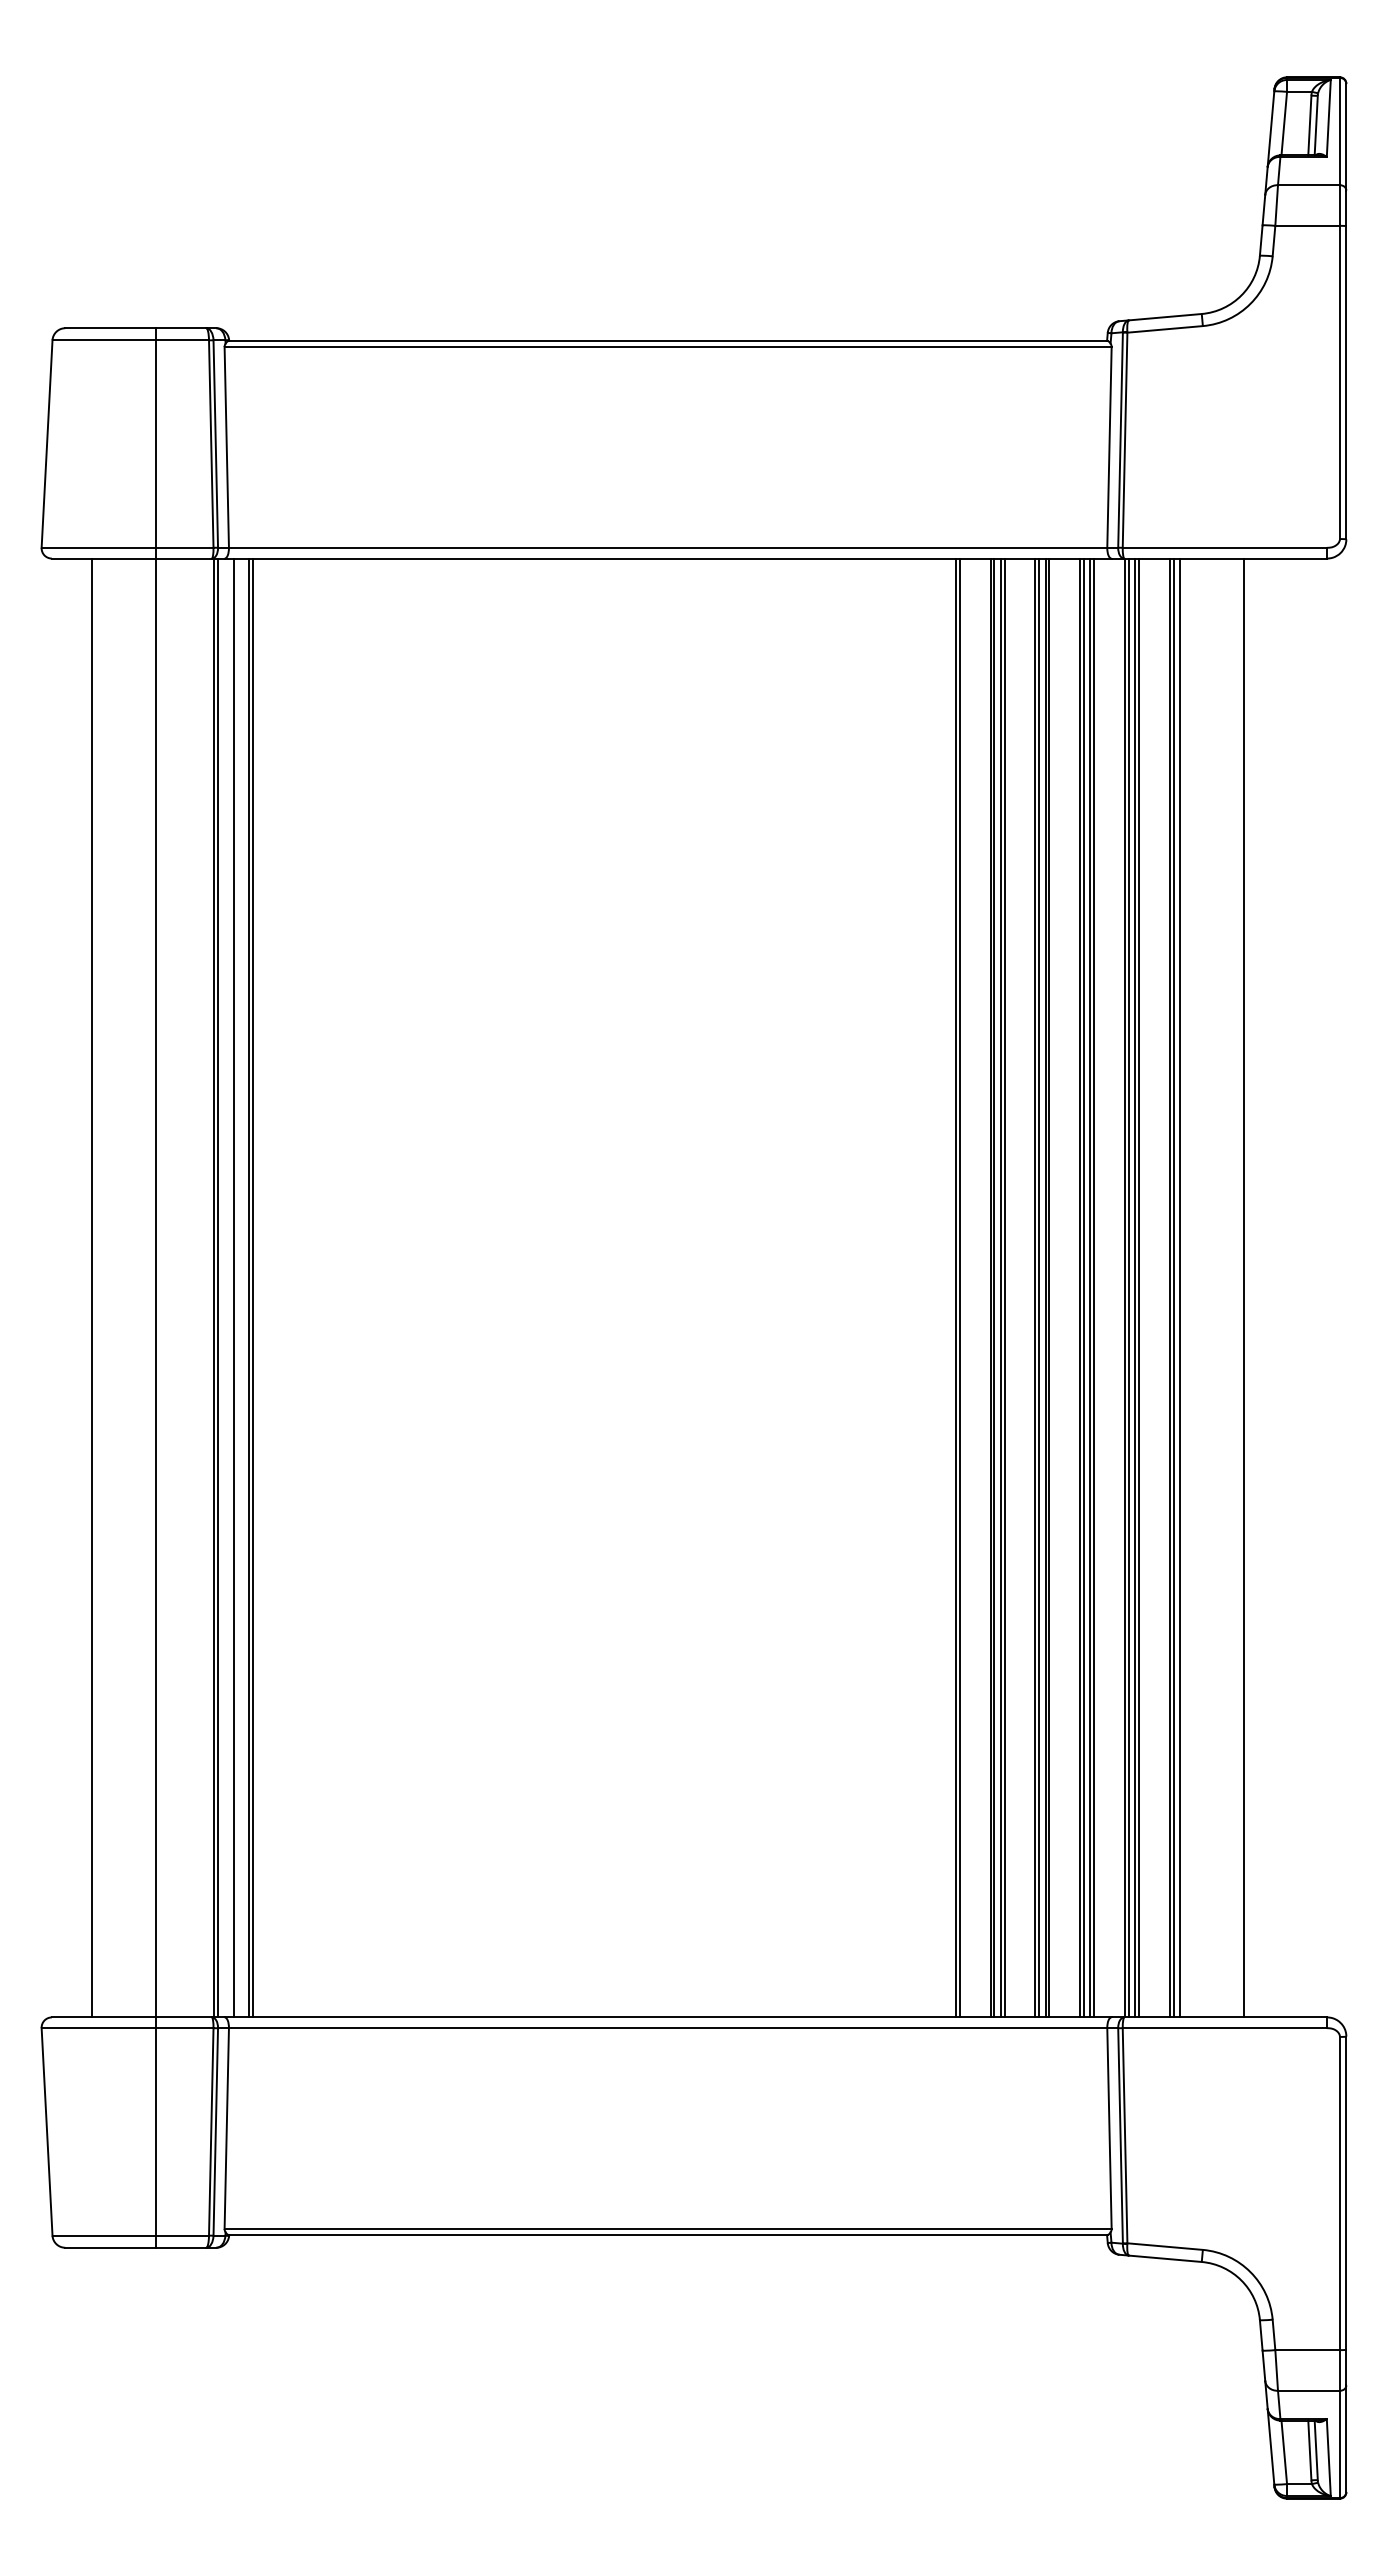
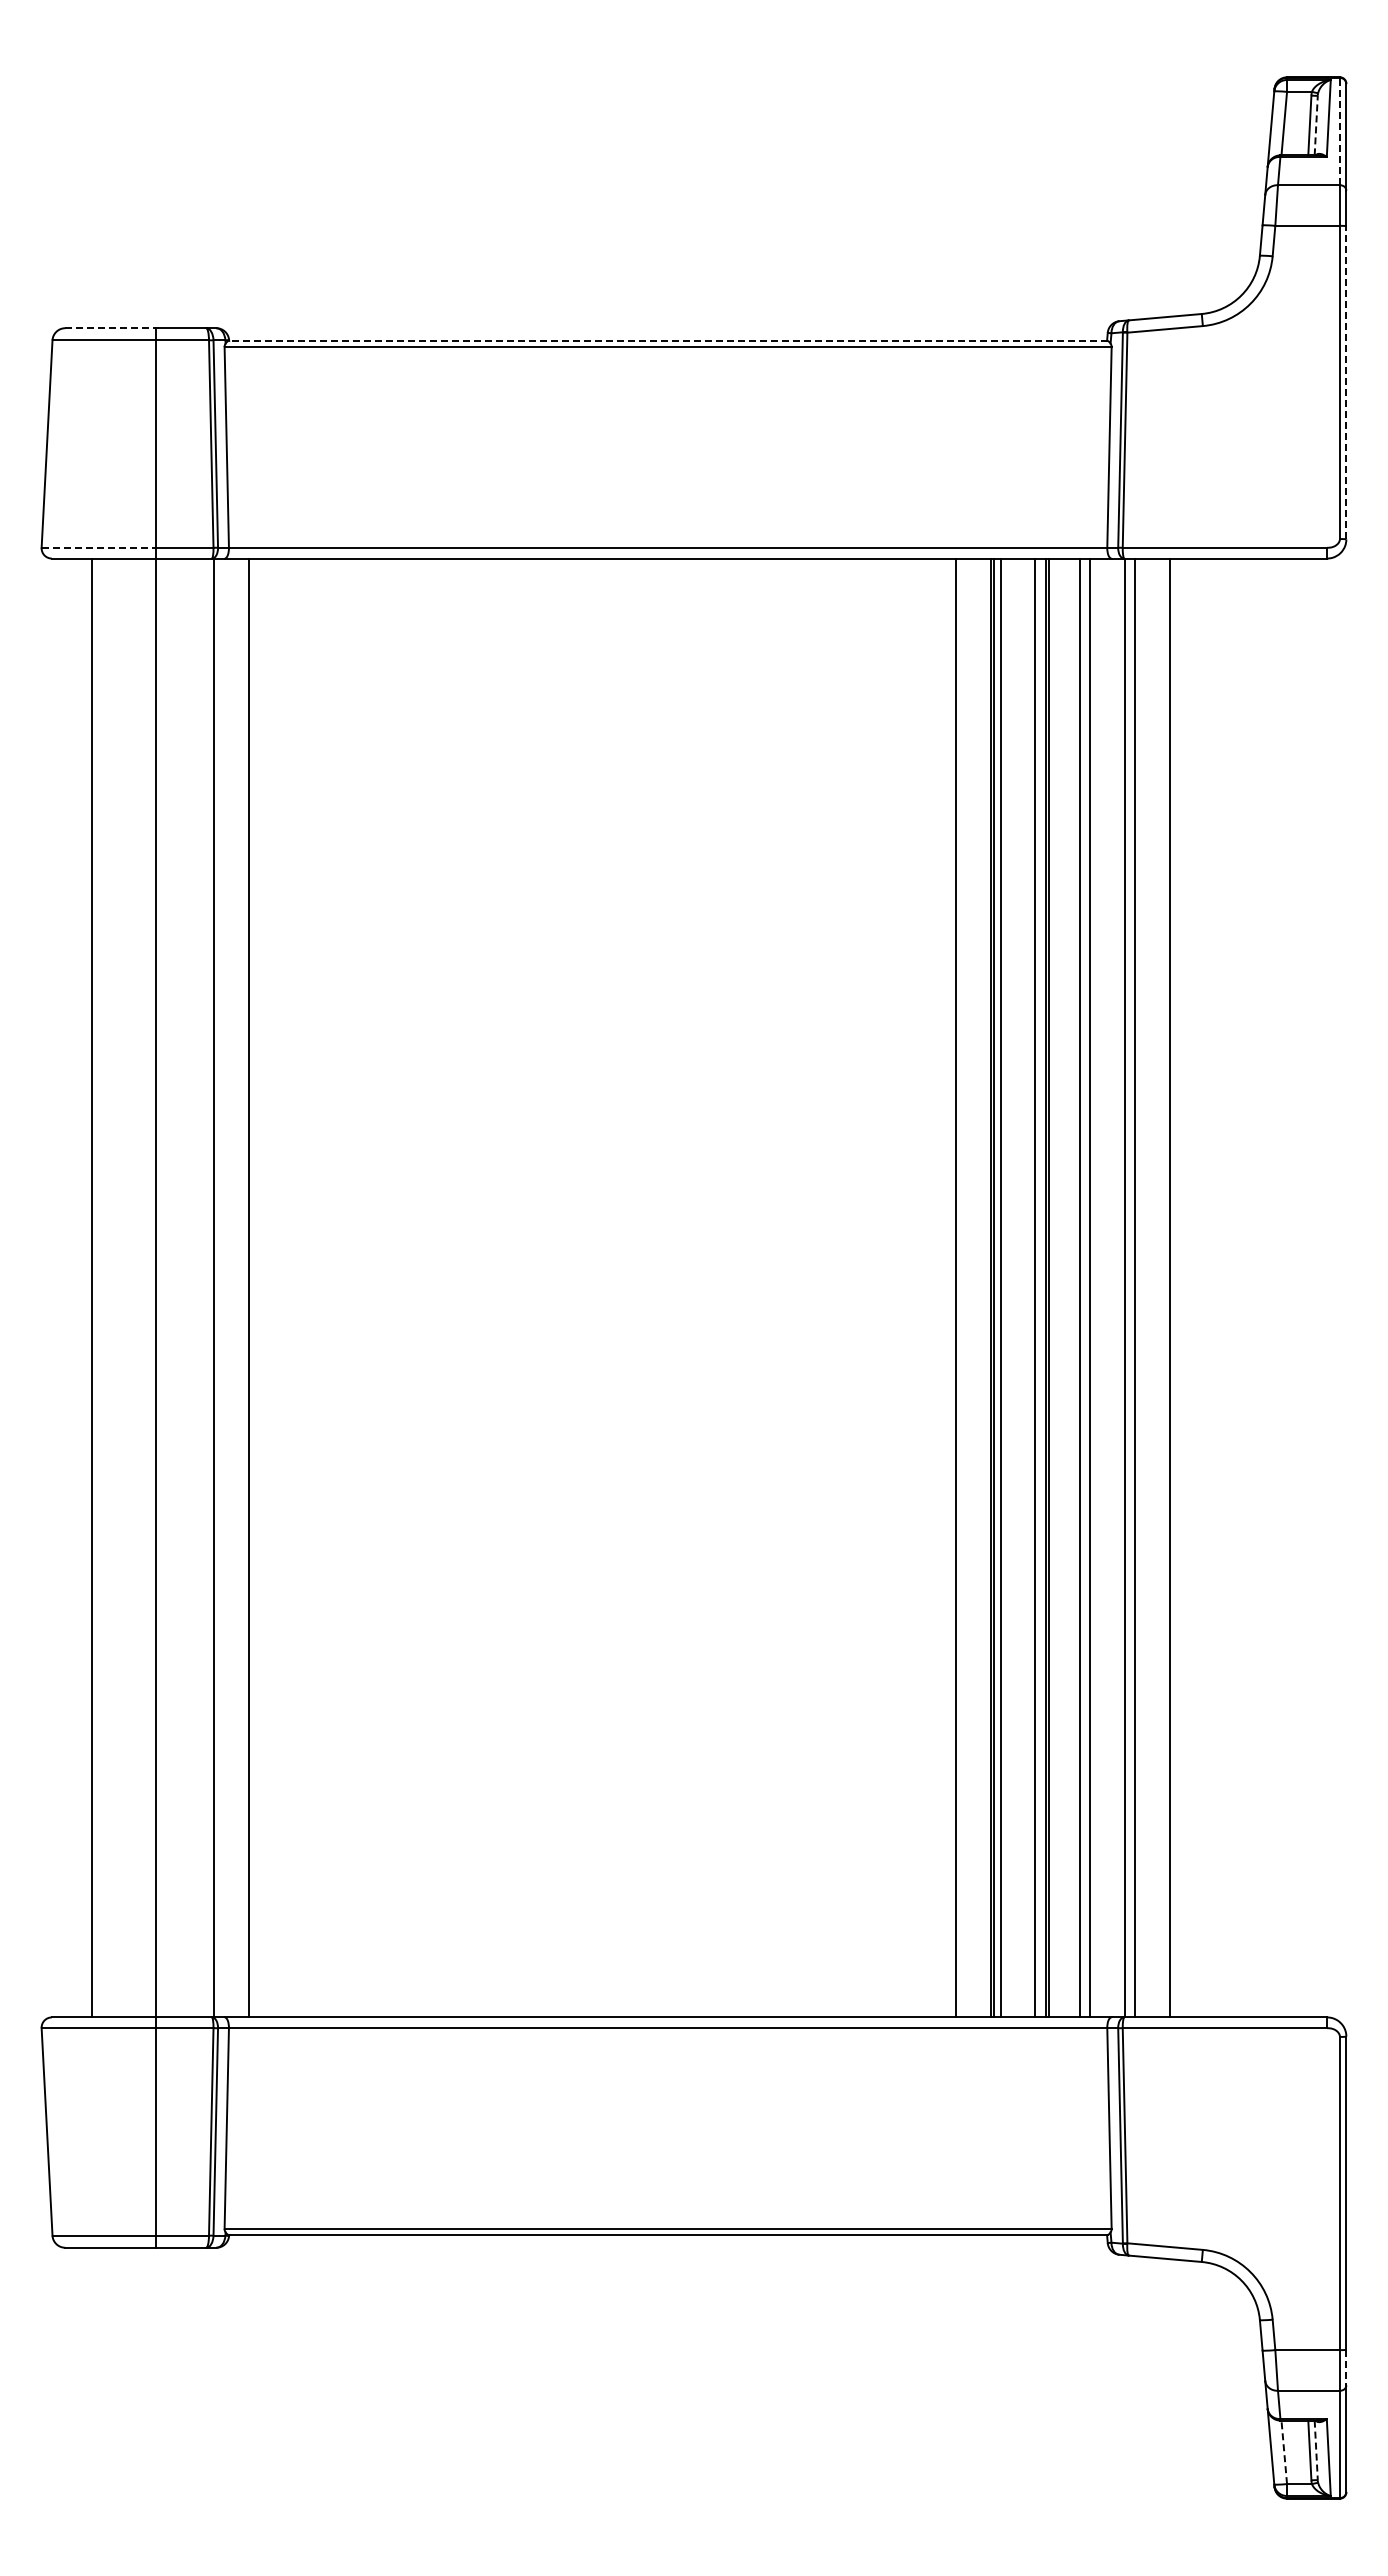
line: solid -> dashed (1316, 125)
line: solid -> dashed (1339, 131)
line: solid -> dashed (111, 328)
line: solid -> dashed (668, 341)
line: solid -> dashed (1346, 382)
line: solid -> dashed (99, 547)
line: present -> none (218, 1287)
line: present -> none (233, 1287)
line: present -> none (252, 1287)
line: present -> none (959, 1287)
line: present -> none (1004, 1287)
line: present -> none (1039, 1287)
line: present -> none (1084, 1287)
line: present -> none (1094, 1287)
line: present -> none (1128, 1287)
line: present -> none (1139, 1287)
line: present -> none (1173, 1287)
line: present -> none (1180, 1287)
line: present -> none (1243, 1287)
line: solid -> dashed (1346, 2367)
line: solid -> dashed (1316, 2450)
line: solid -> dashed (1284, 2452)
